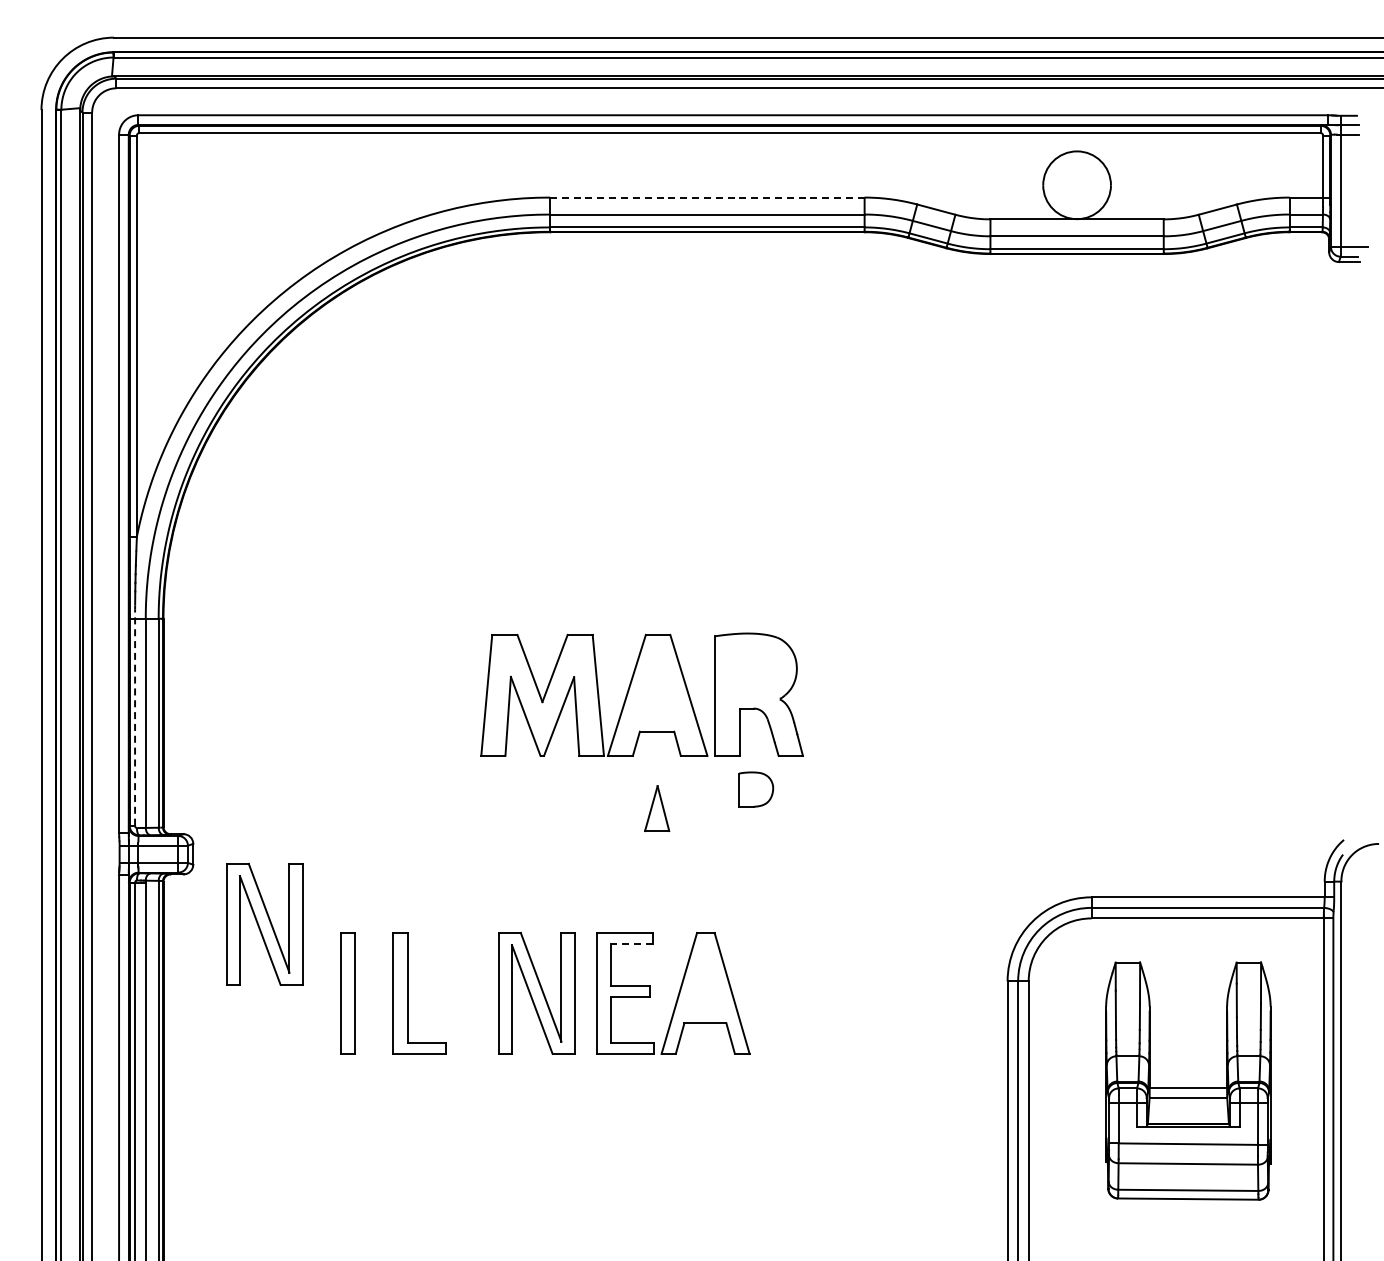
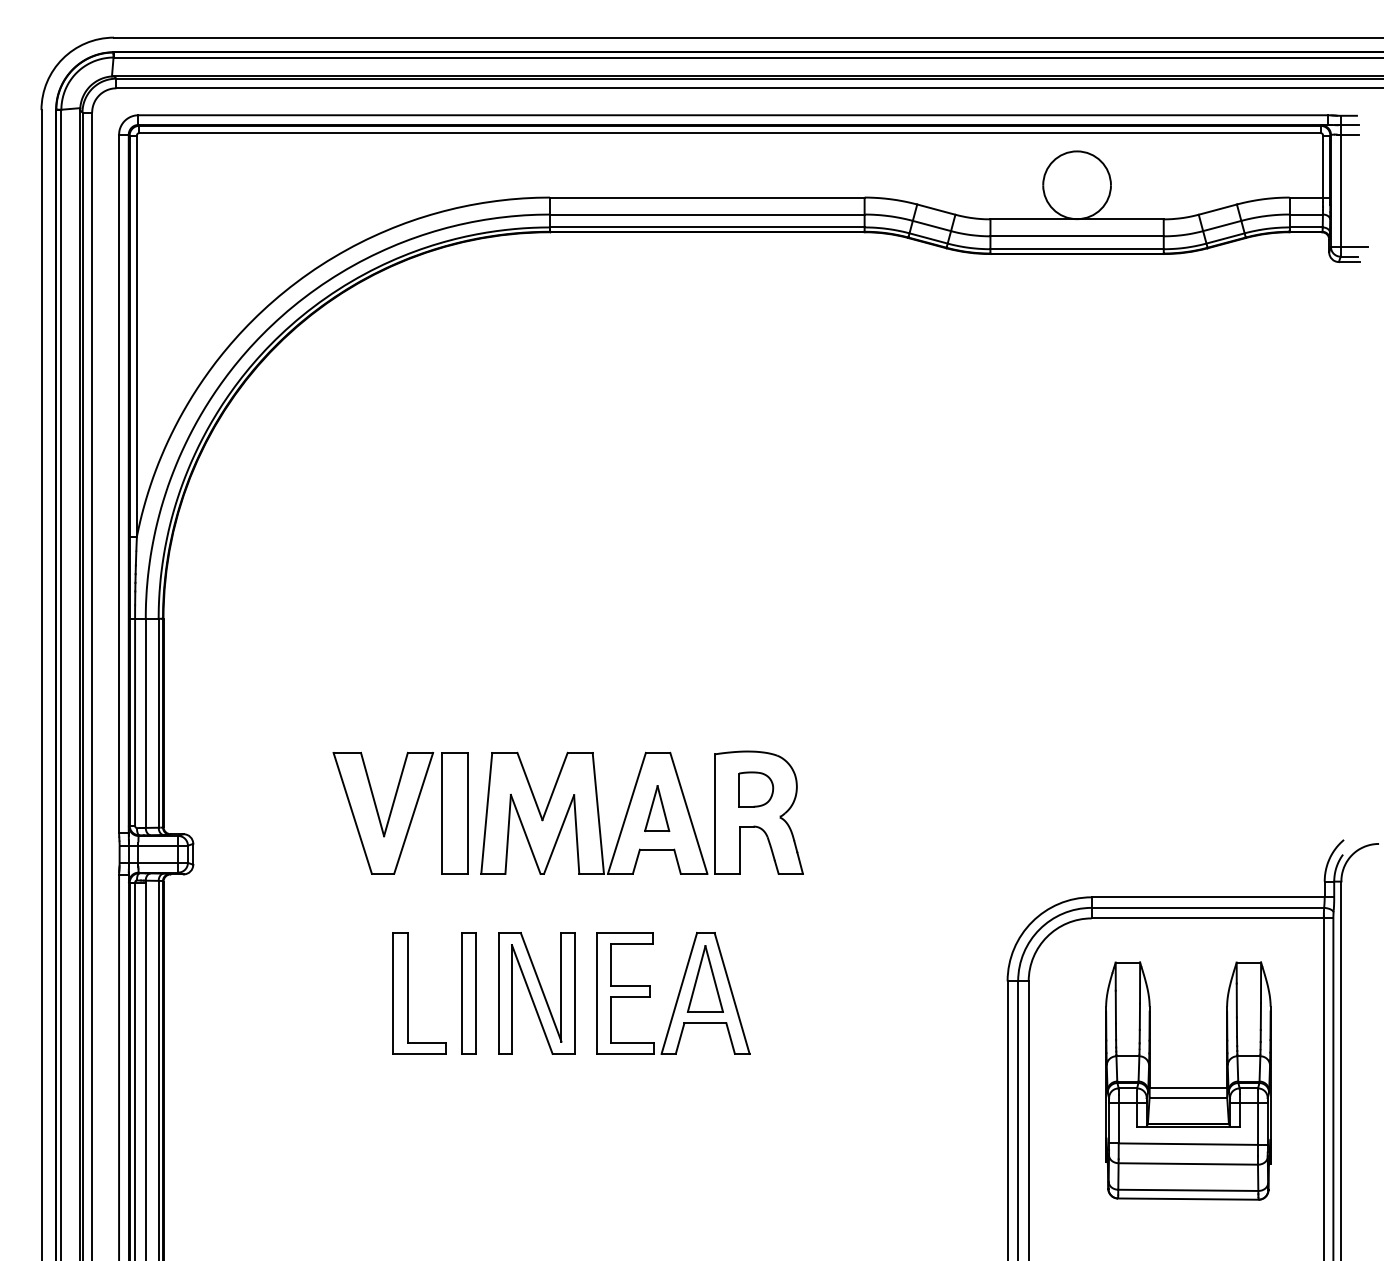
line: dashed -> solid (707, 197)
part position: (641, 694) -> (641, 812) (641, 812)
line: dashed -> solid (135, 713)
part: none -> present (400, 812)
part: present -> none (264, 924)
line: dashed -> solid (631, 944)
part: none -> present (704, 978)
part position: (347, 993) -> (468, 993) (468, 993)
